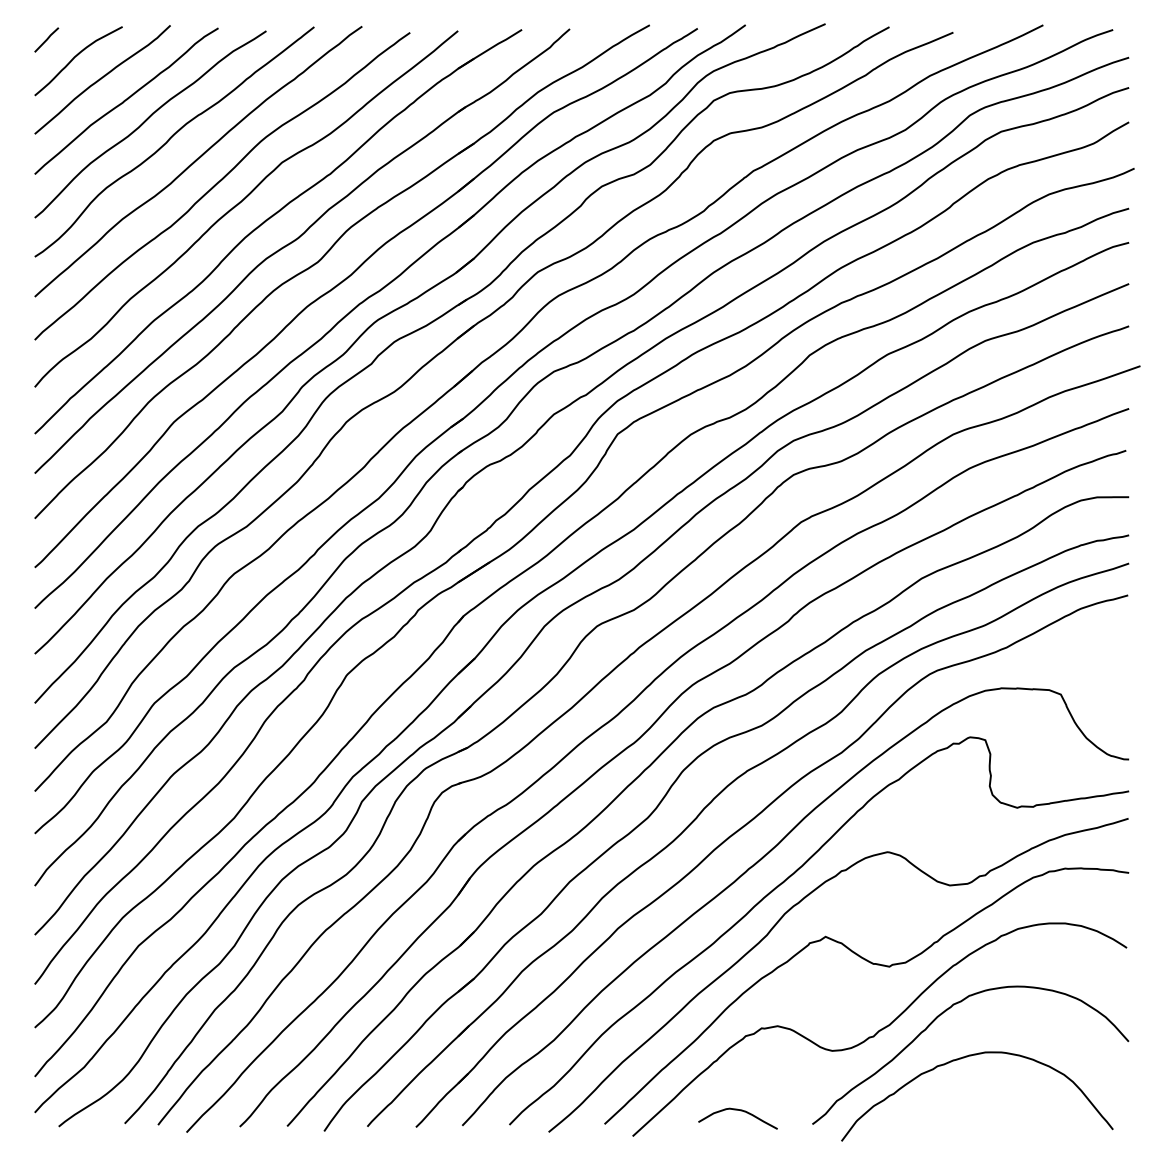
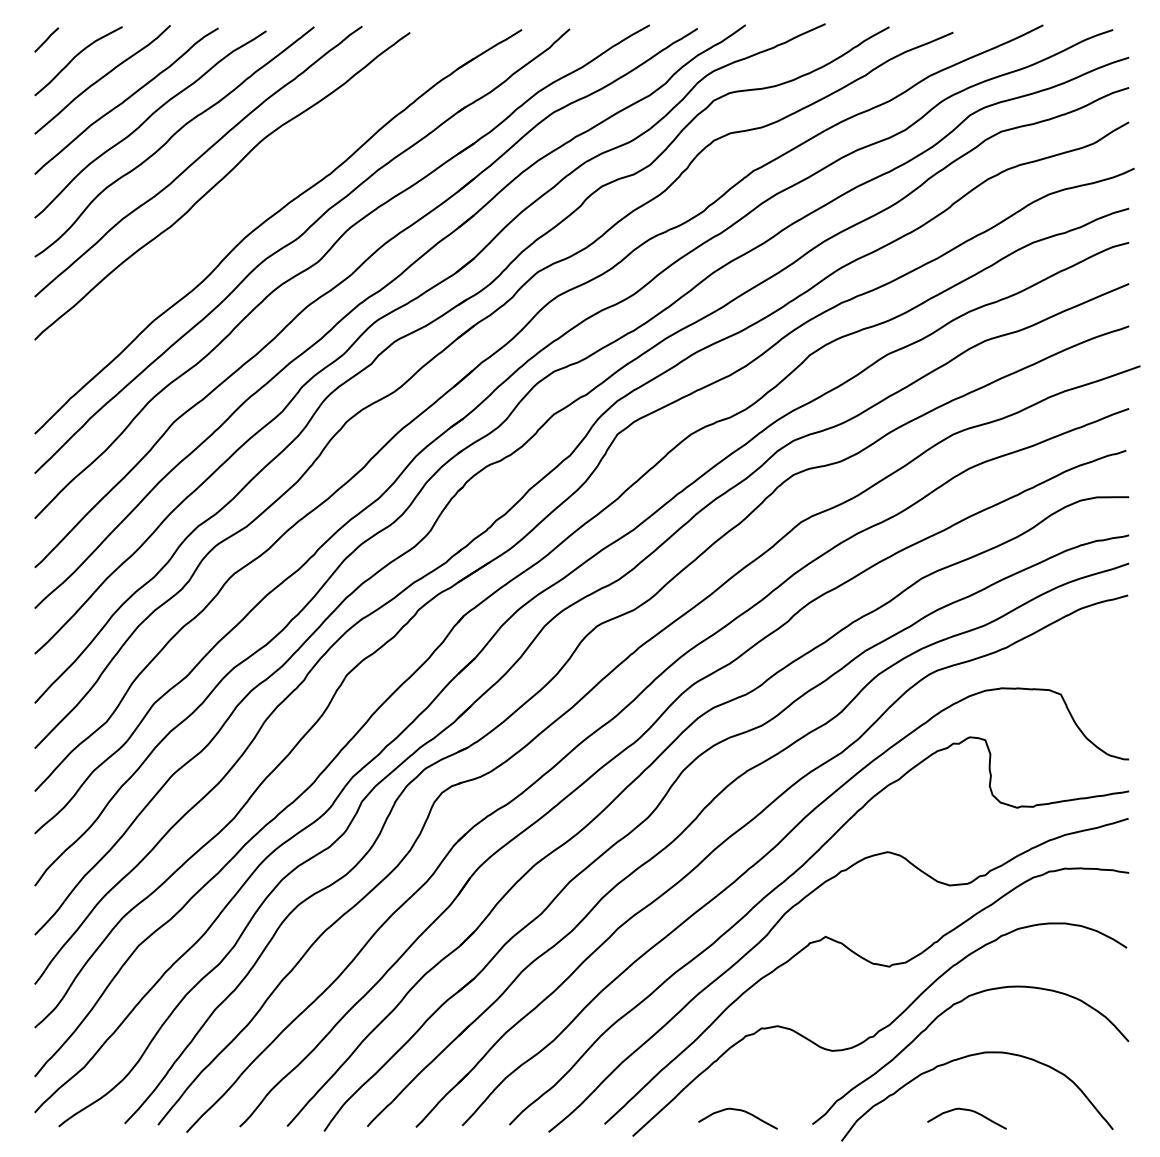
curve: present -> none (241, 202)
curve: none -> present (969, 1111)
